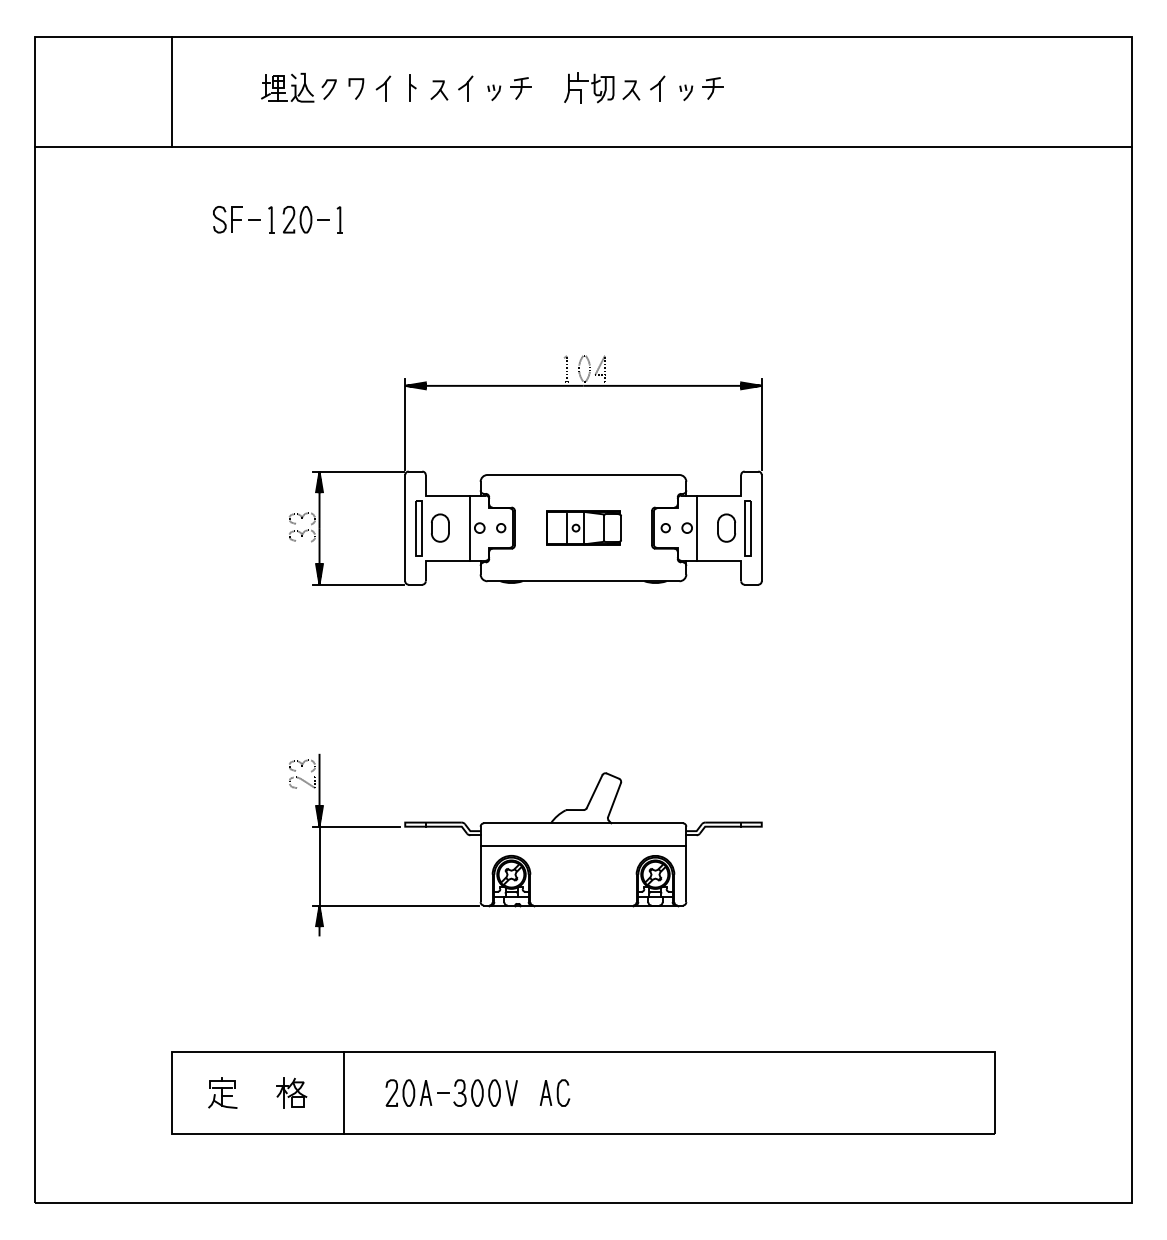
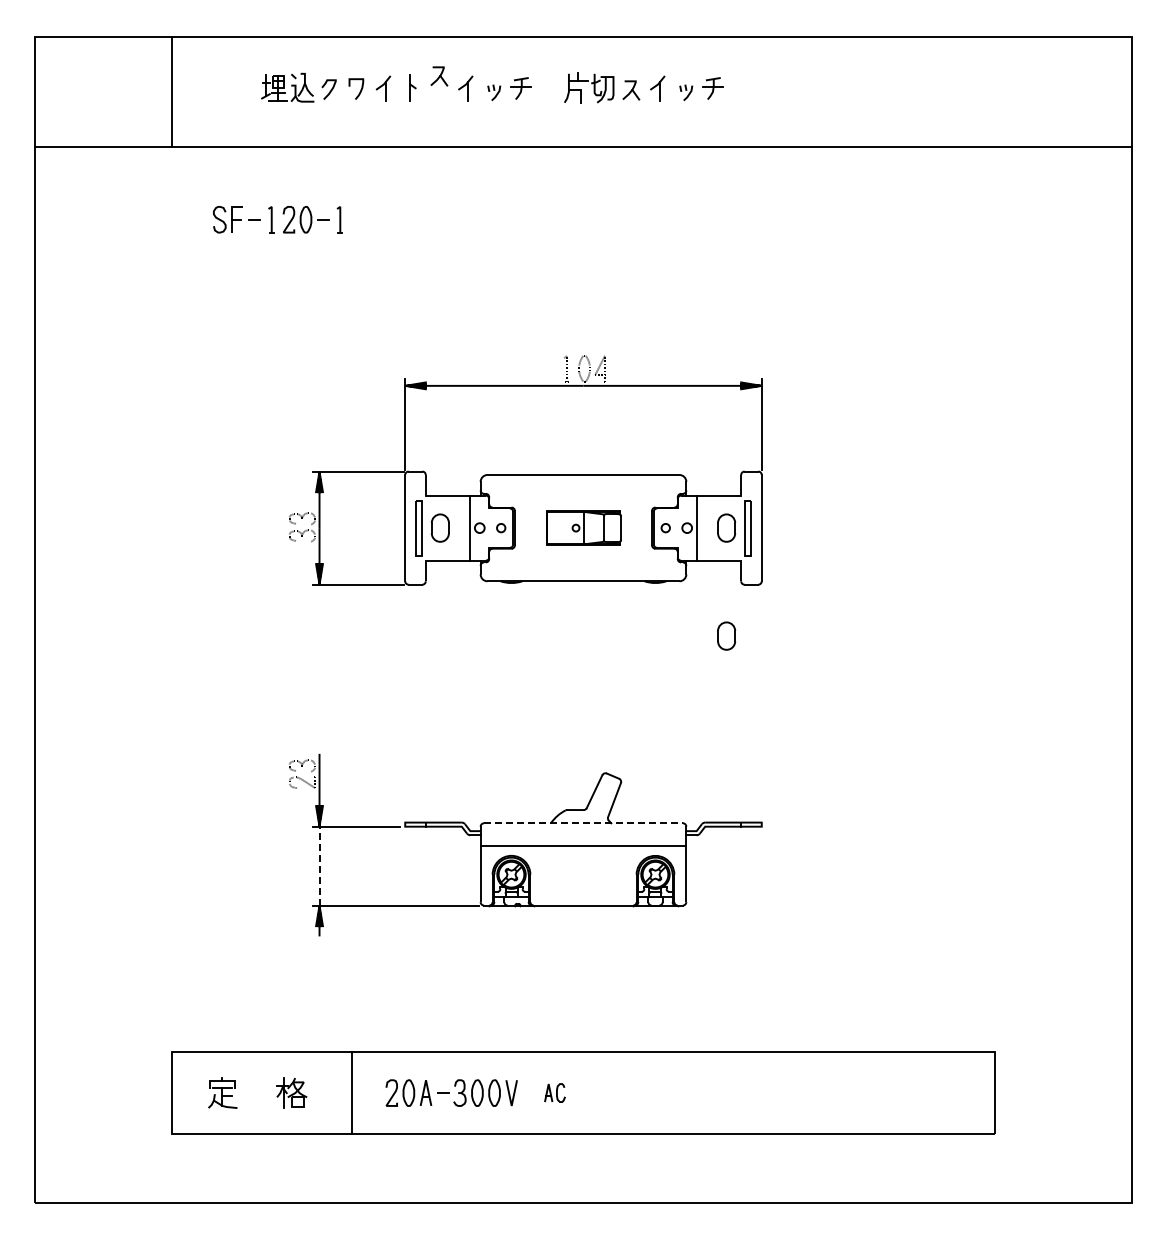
part position: (439, 90) -> (439, 76) (439, 76)
line: present -> none (567, 527)
part: none -> present (726, 635)
line: solid -> dashed (583, 823)
line: solid -> dashed (319, 865)
line position: (343, 1092) -> (351, 1092) (351, 1092)
part size: 32x28 px -> 22x20 px (554, 1092)
